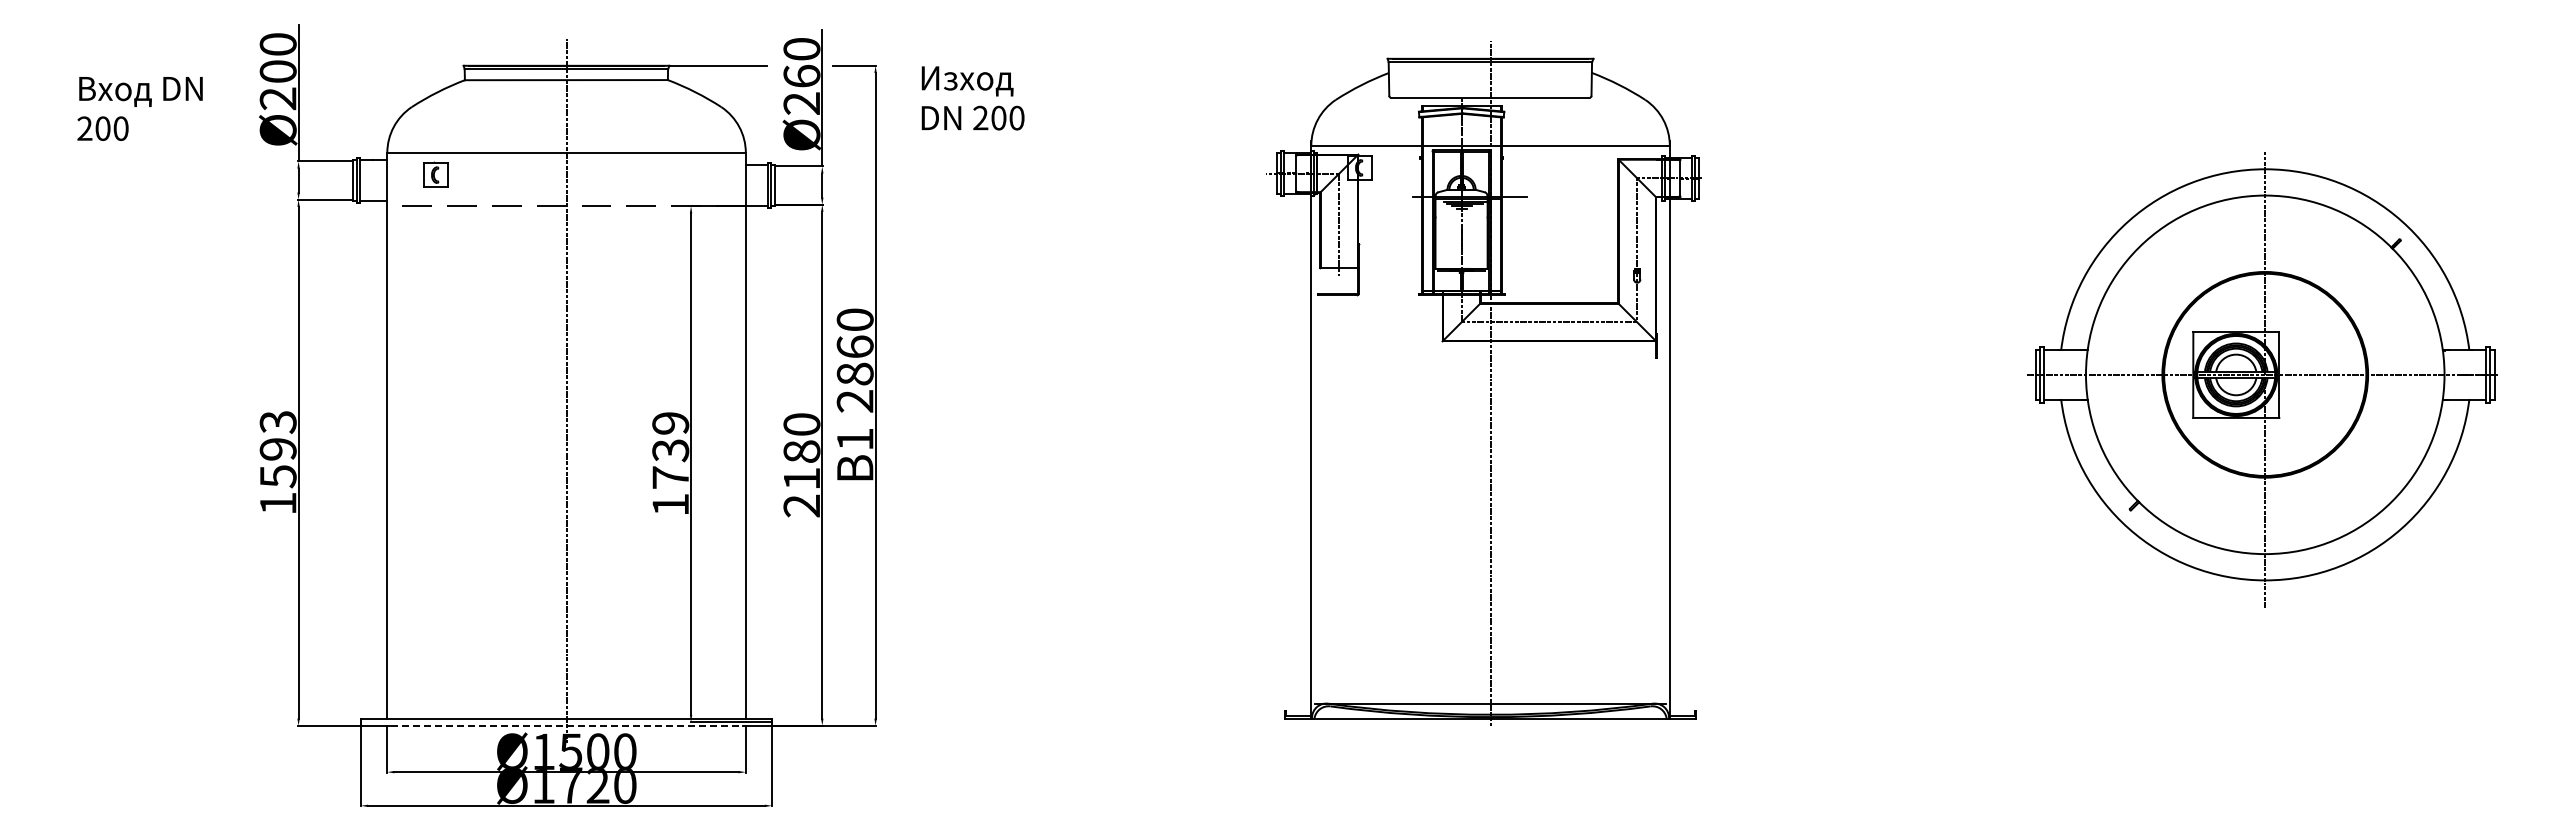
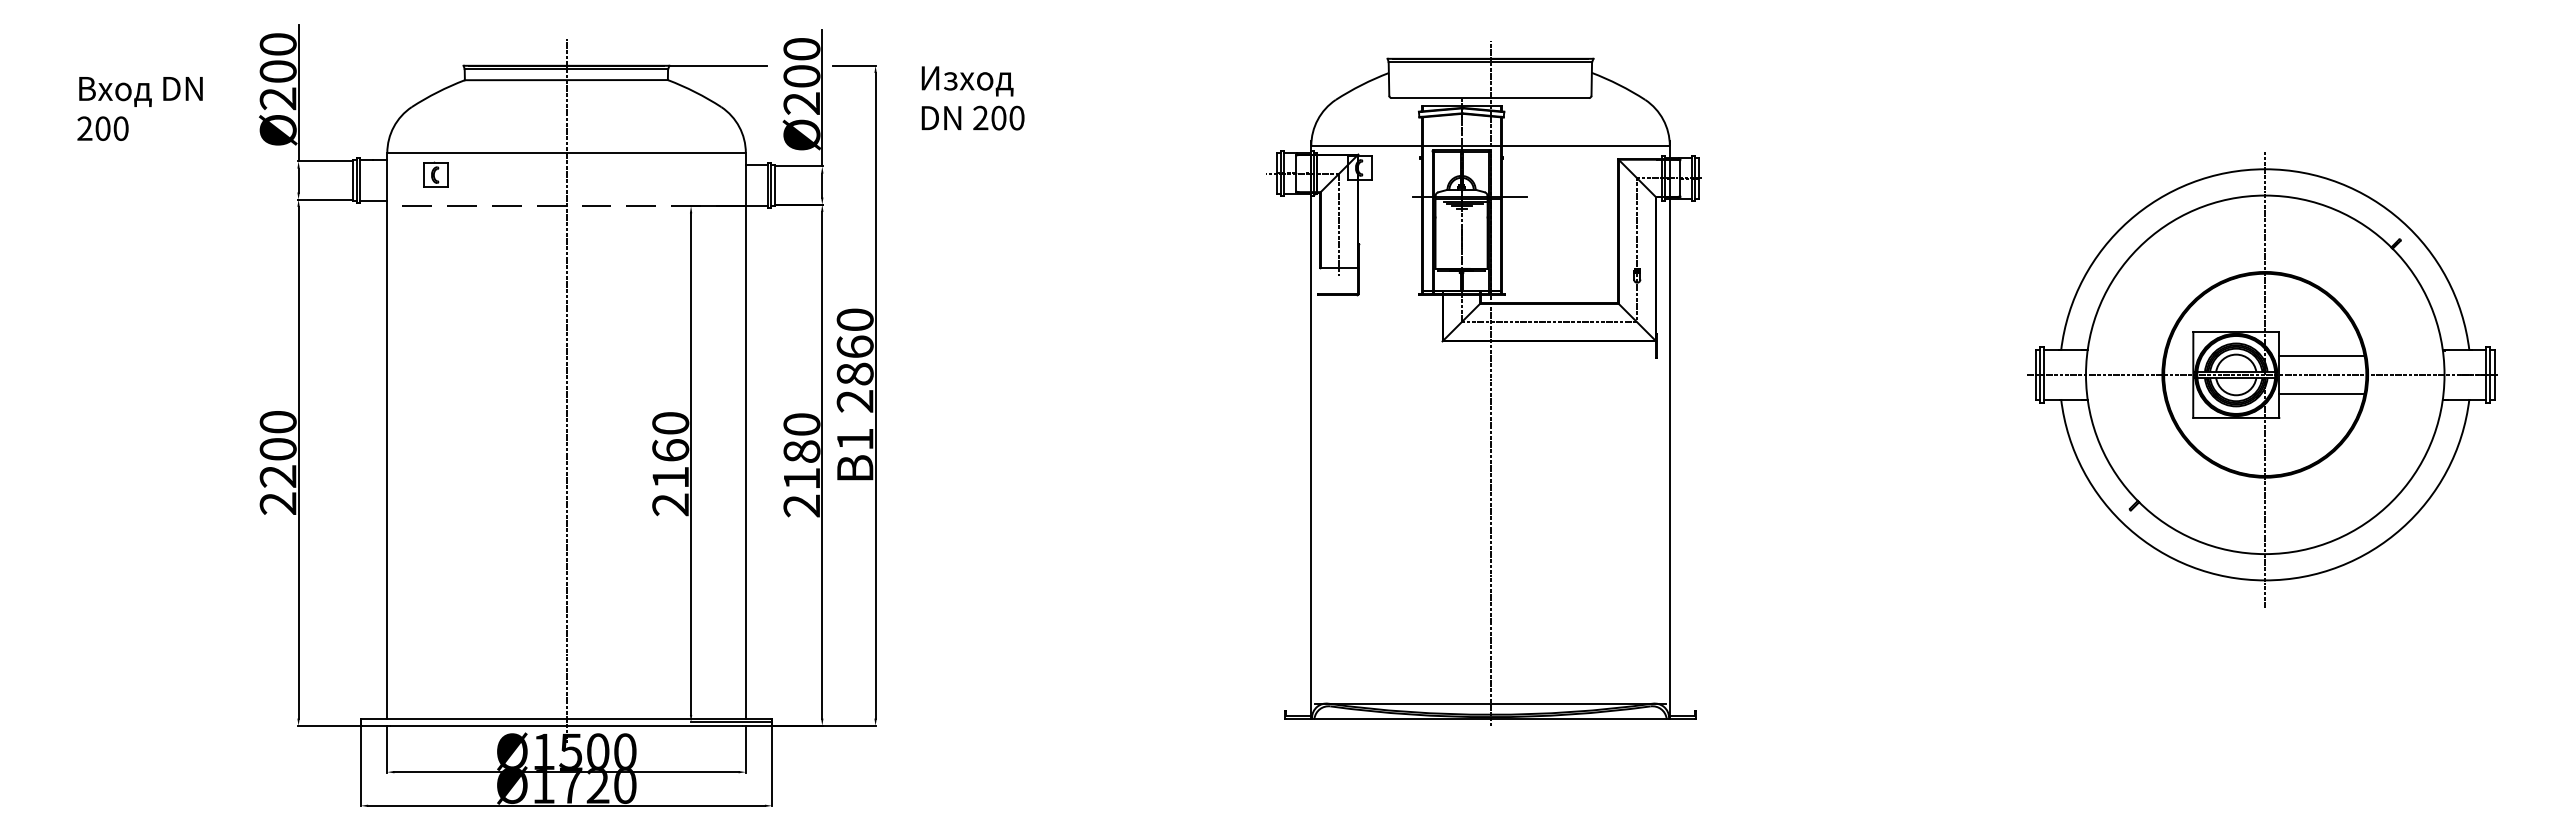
text: Ø260 -> Ø200 (801, 75)
line: none -> present (2321, 355)
line: none -> present (2321, 394)
text: 1593 -> 2200 (277, 462)
text: 1739 -> 2160 (670, 464)
line: dashed -> solid (566, 725)
